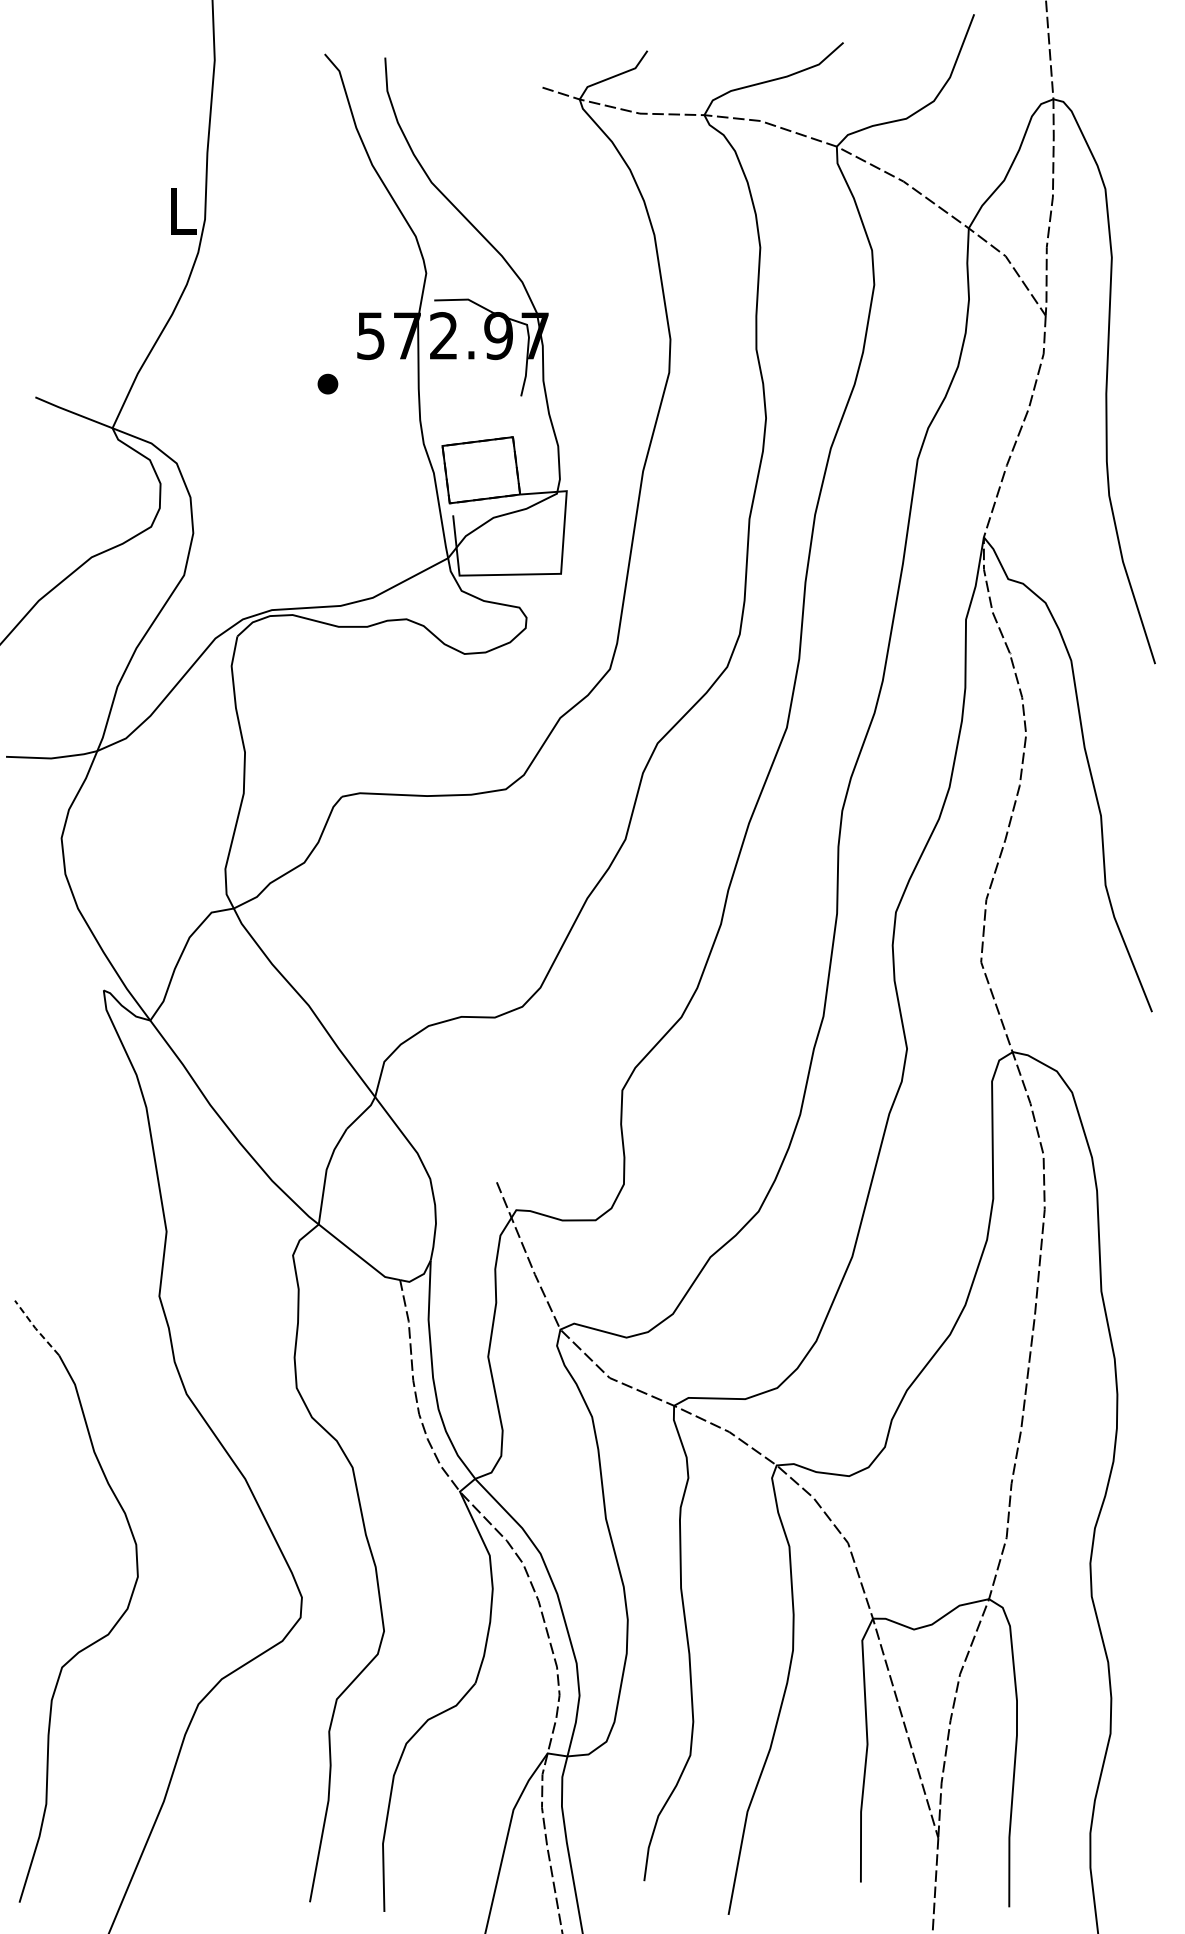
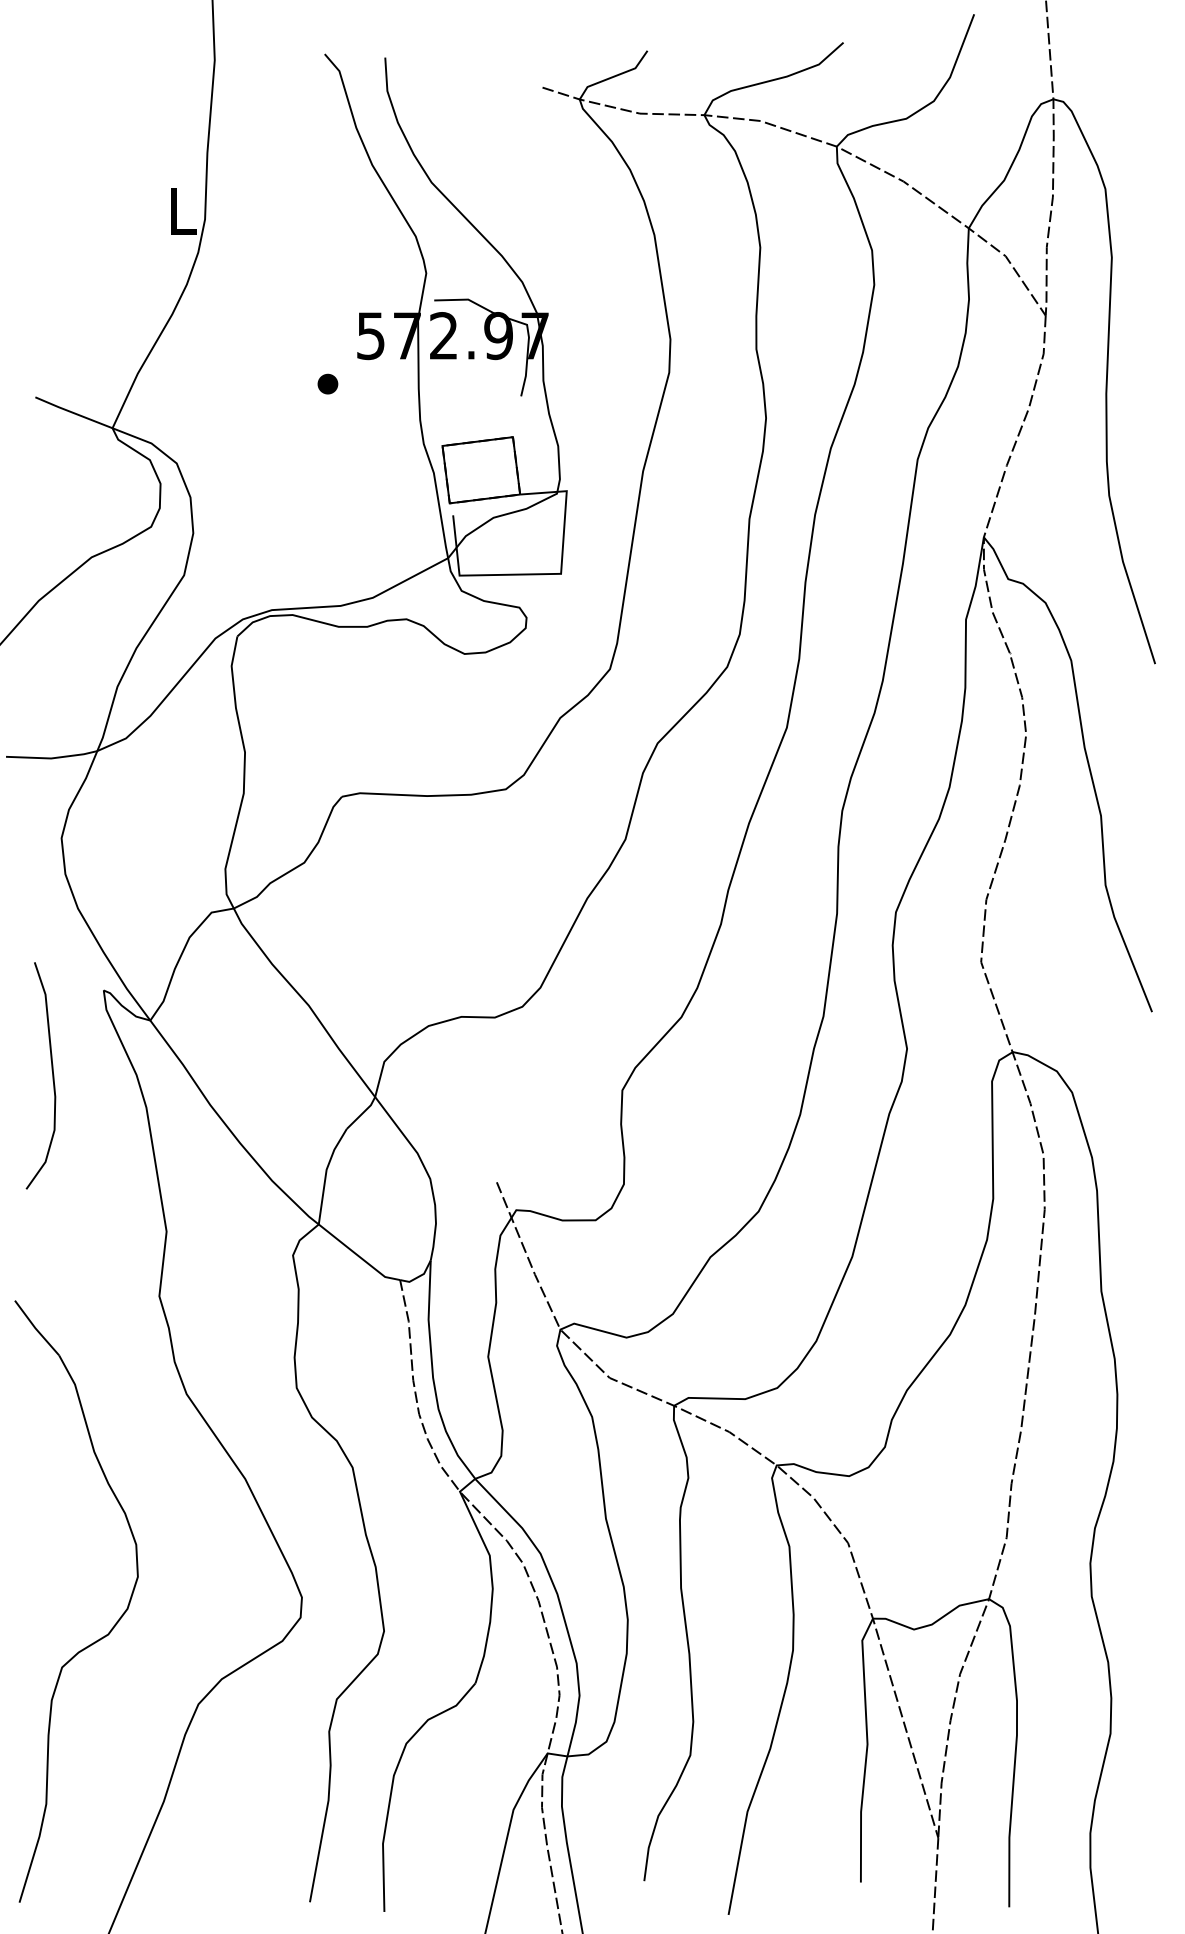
curve: none -> present (52, 1075)
line: dashed -> solid (35, 1328)
